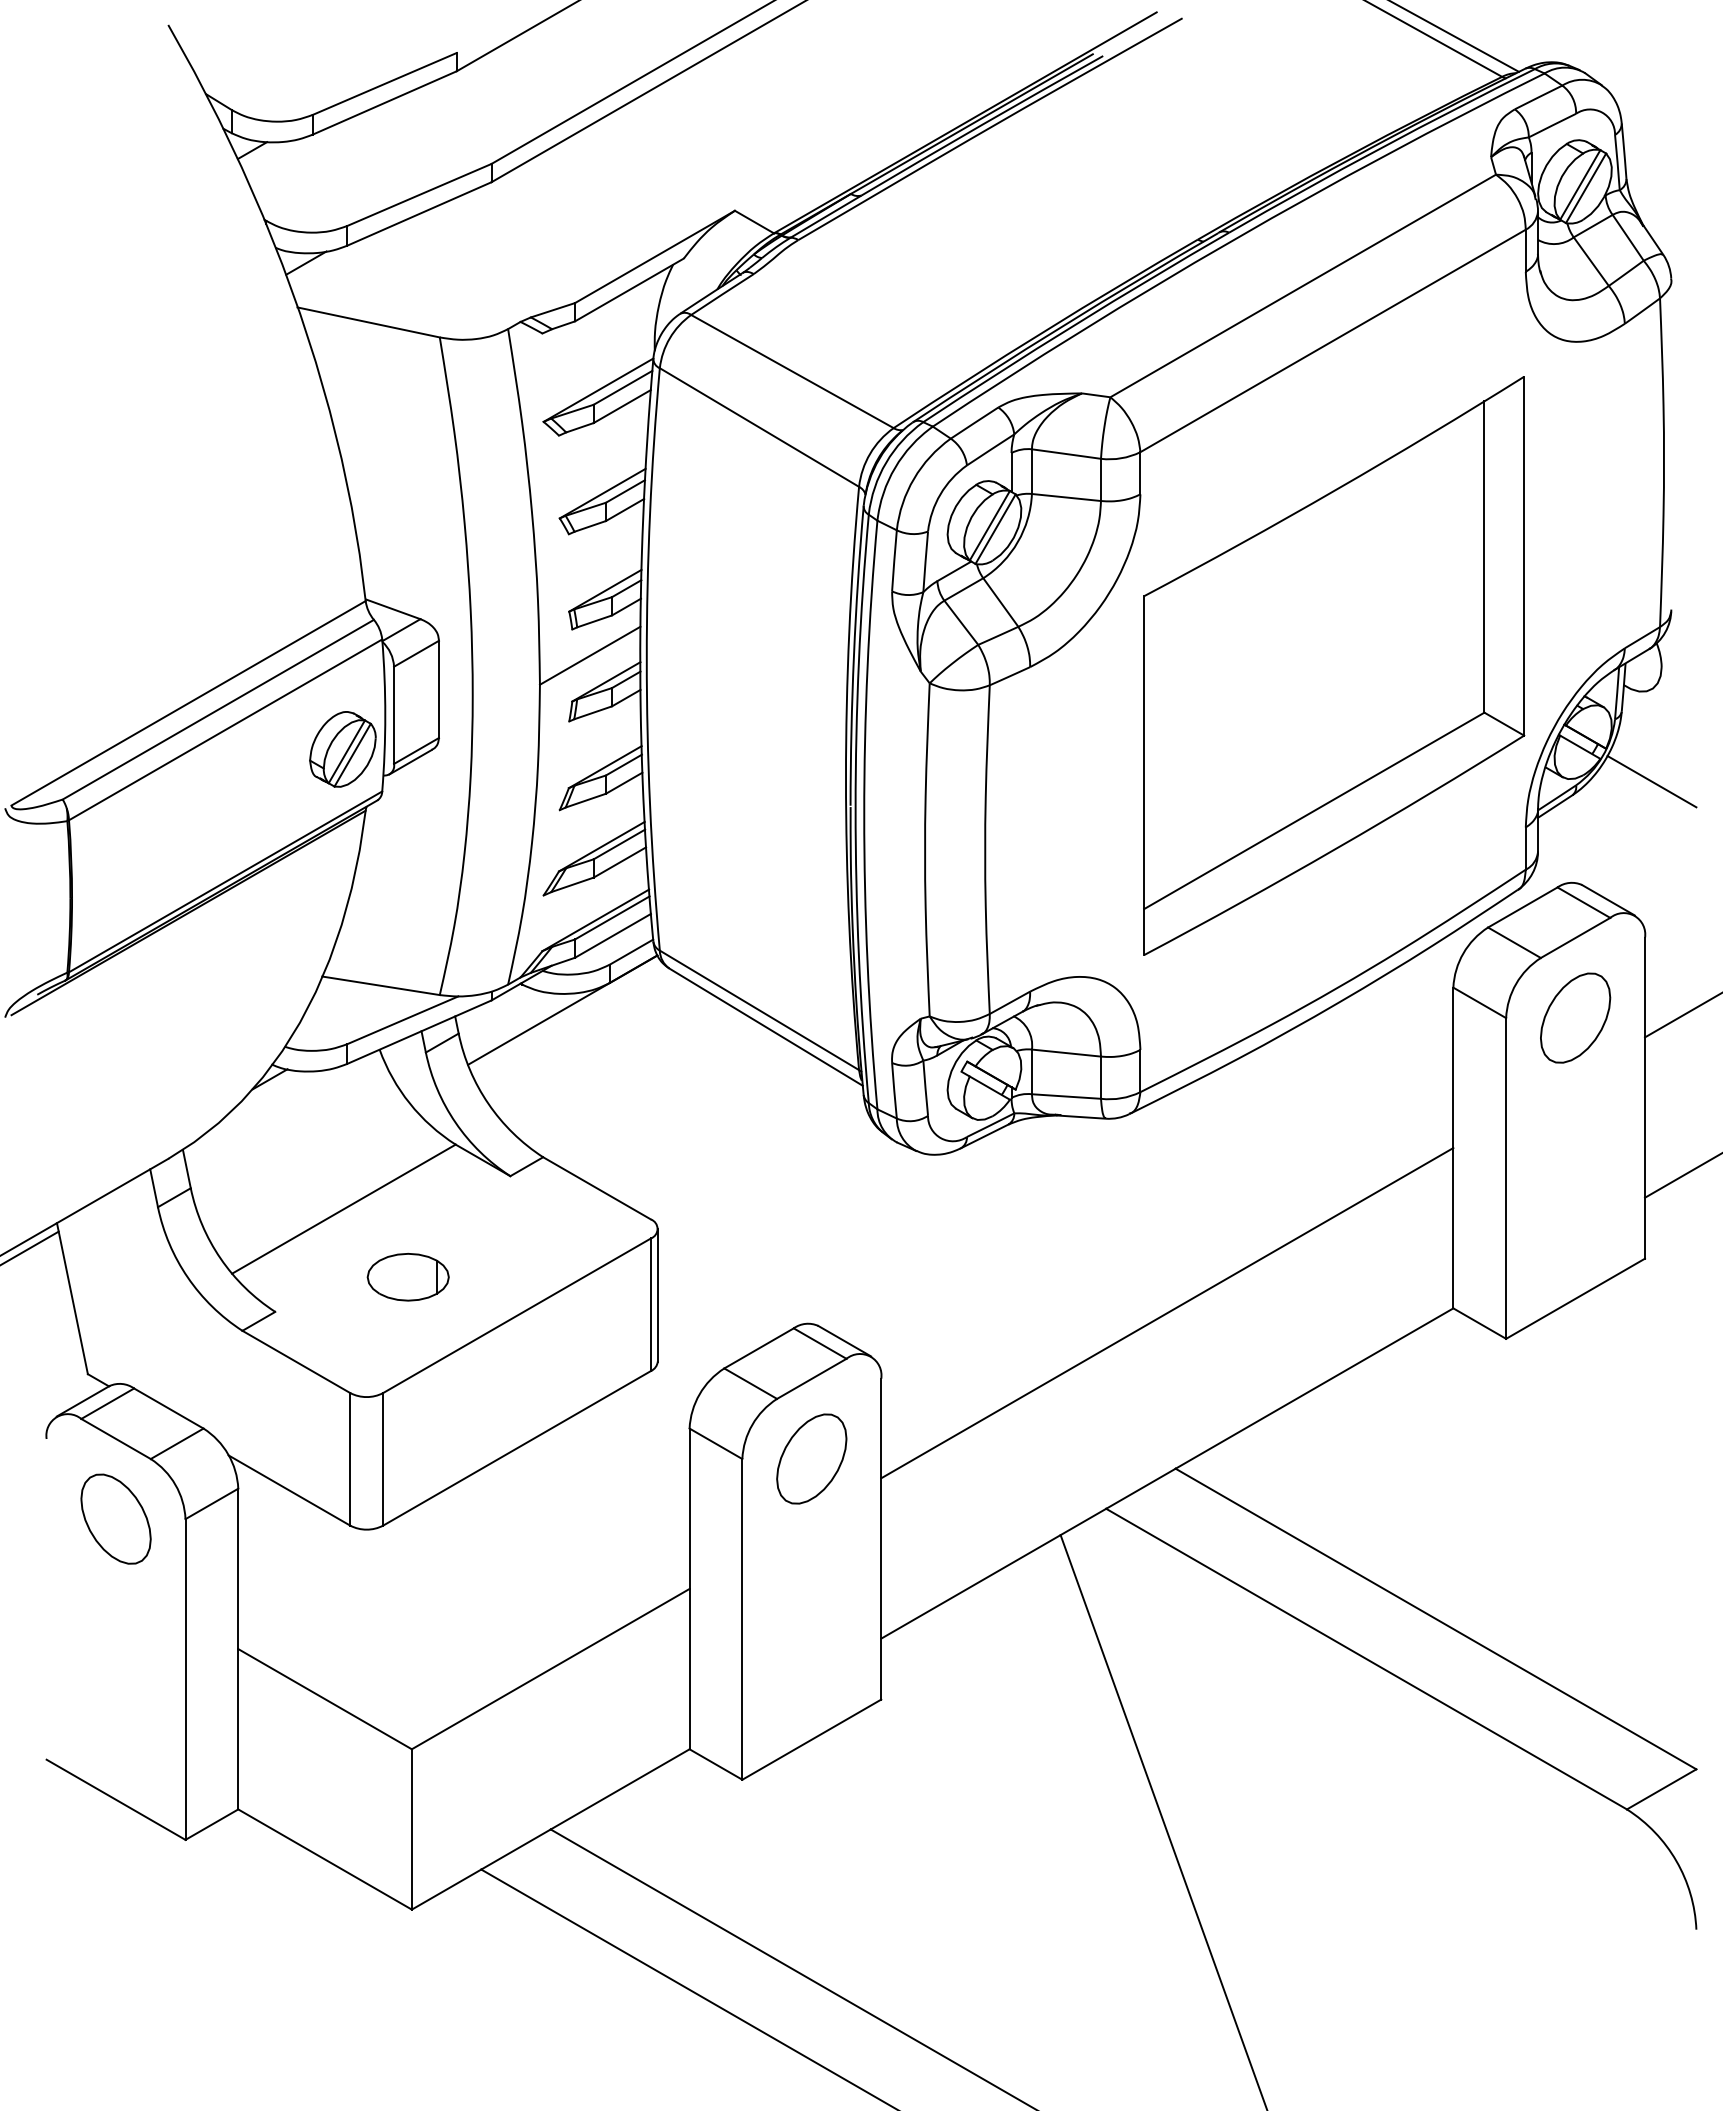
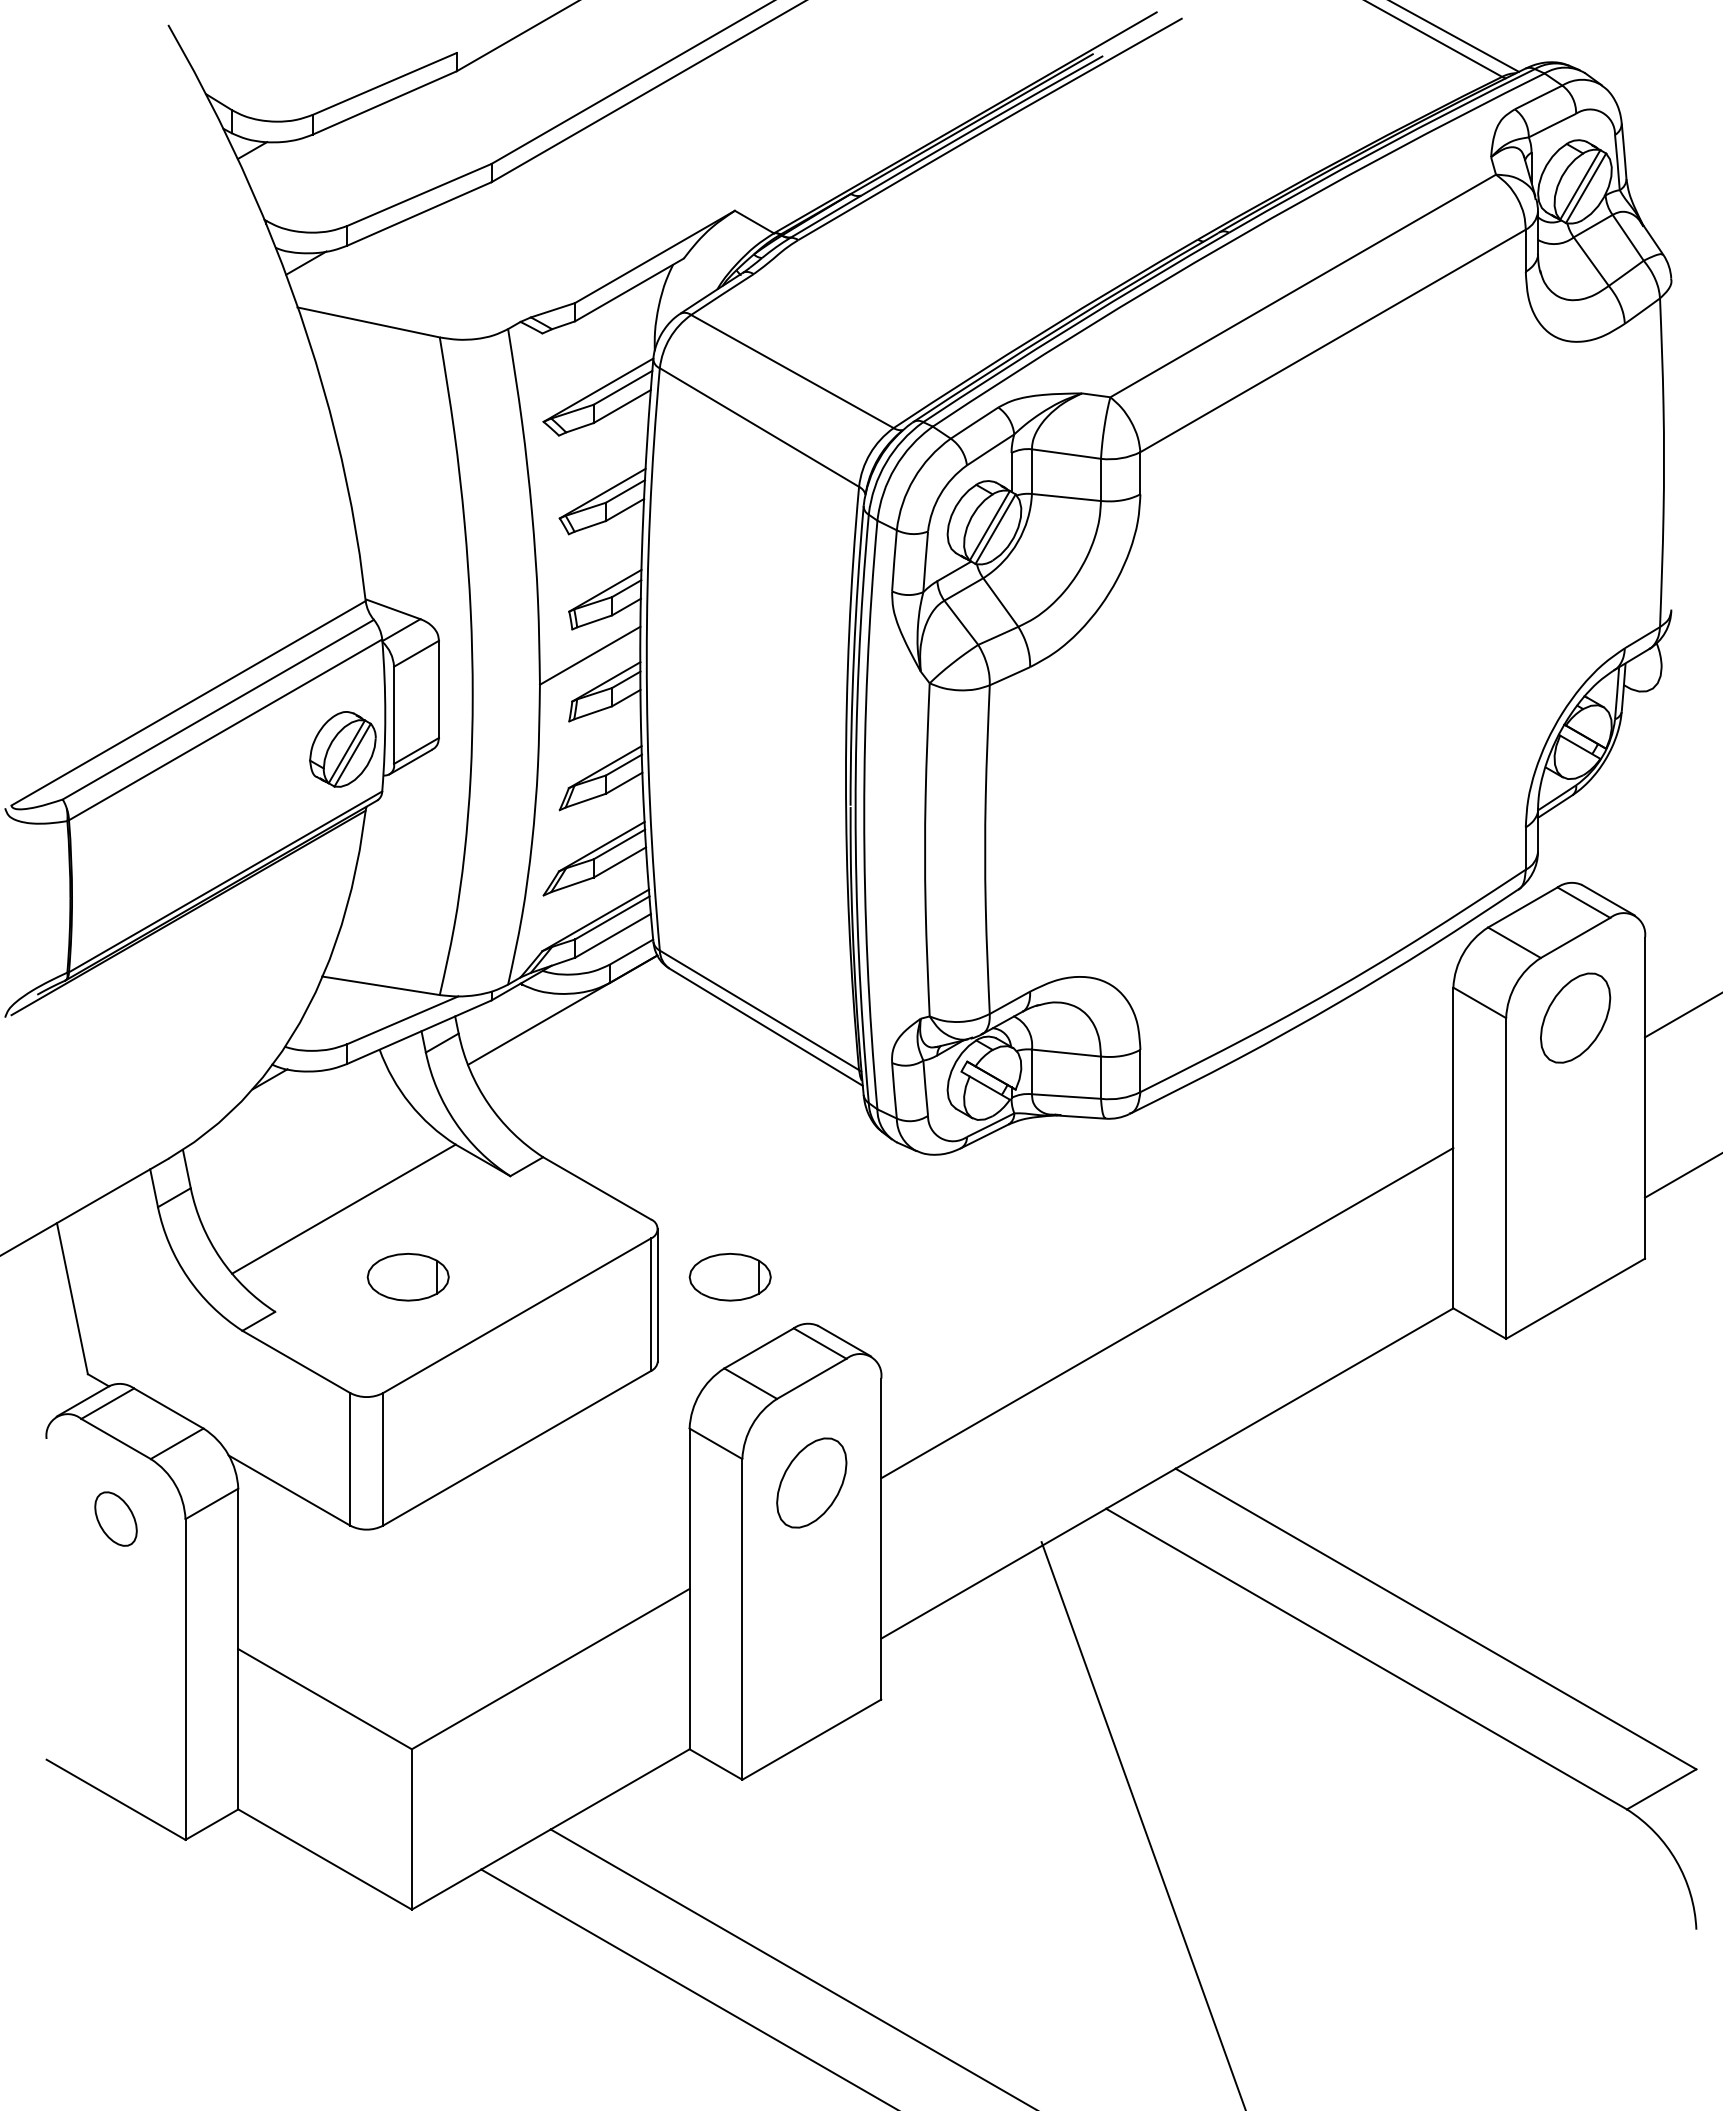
part: present -> none (1334, 665)
line: present -> none (1651, 781)
line: present -> none (30, 1247)
part: none -> present (729, 1277)
part position: (811, 1458) -> (811, 1482) (811, 1482)
part size: 72x92 px -> 44x56 px (115, 1518)
line position: (1163, 1821) -> (1142, 1824) (1142, 1824)
